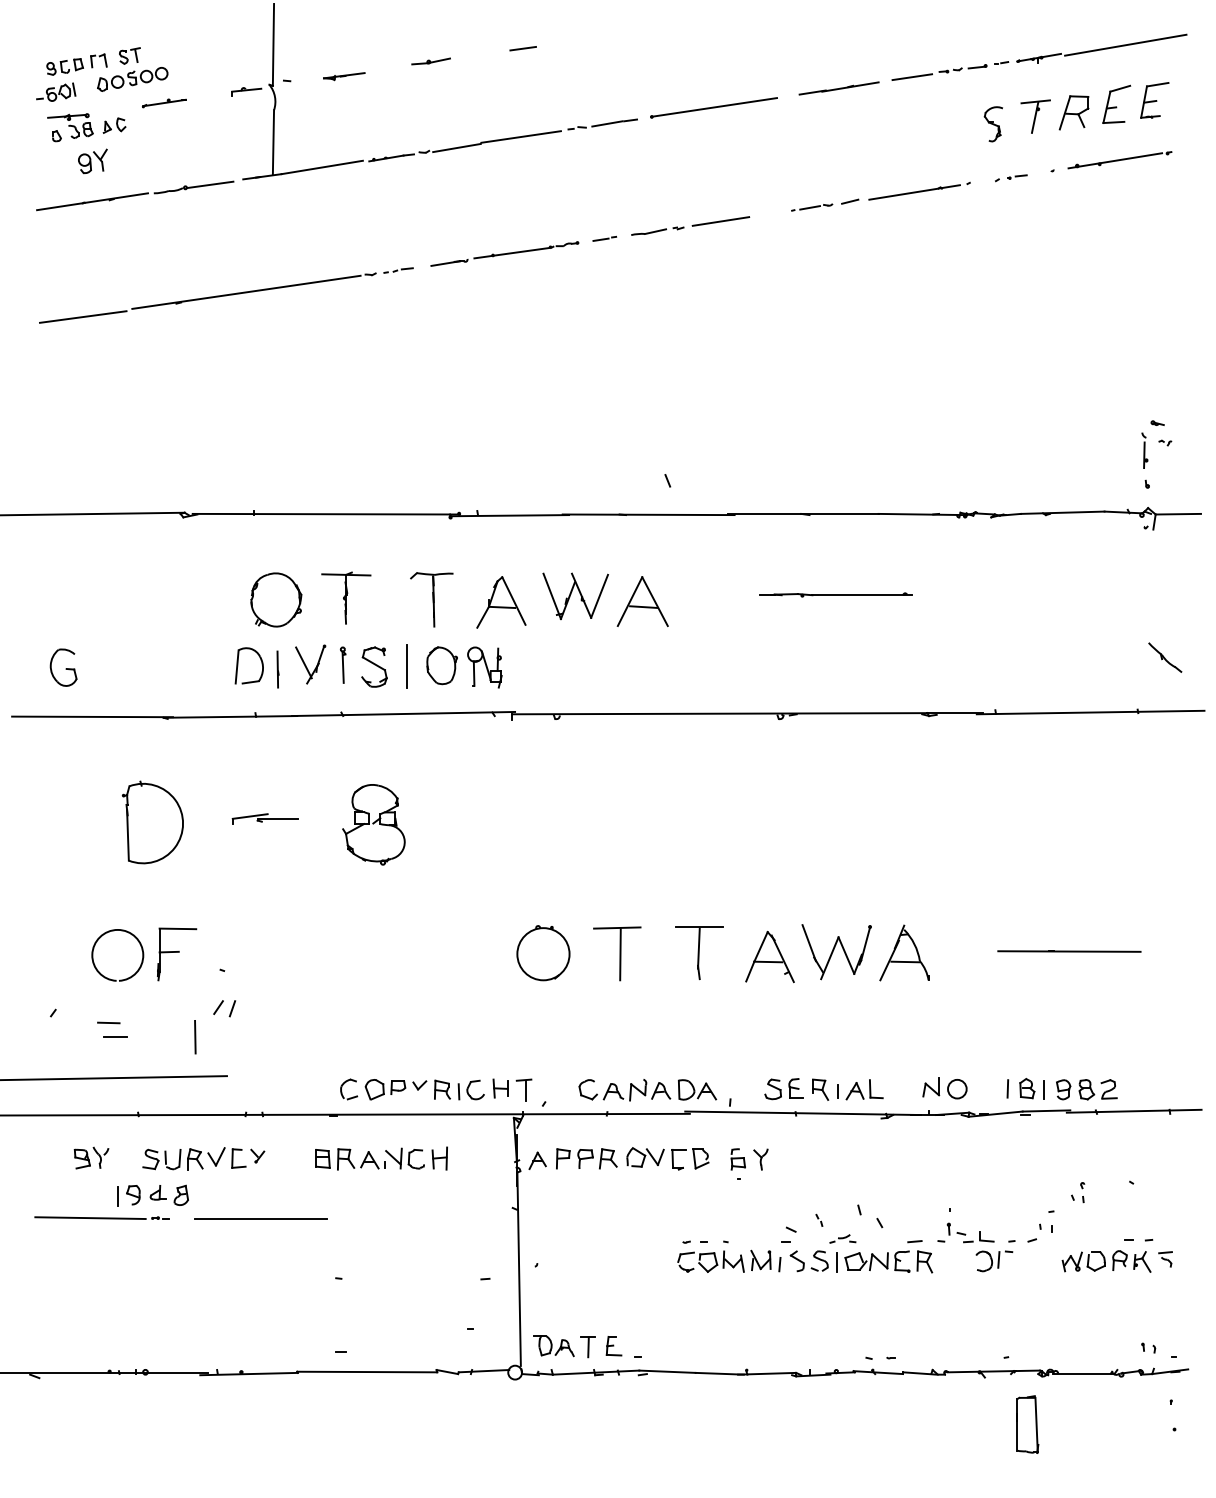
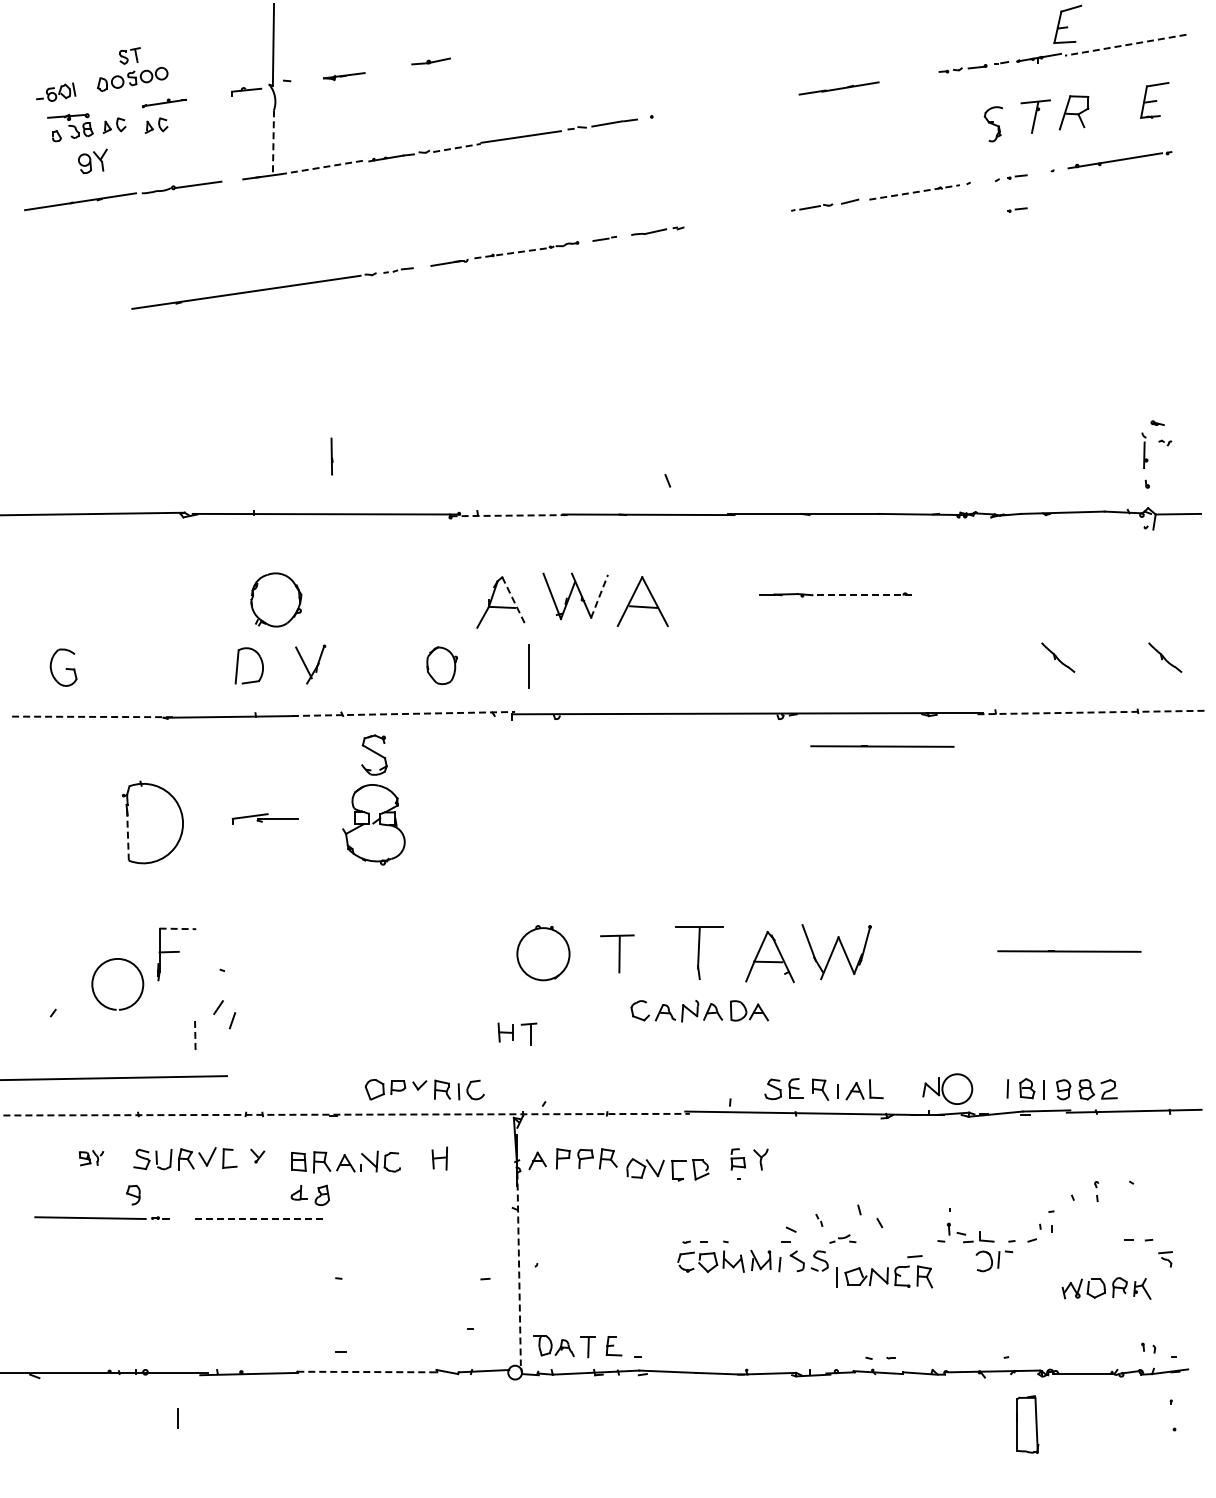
line: solid -> dashed (1125, 45)
line: present -> none (522, 48)
part: present -> none (76, 64)
line: present -> none (912, 77)
part position: (1116, 103) -> (1067, 23) (1067, 23)
line: present -> none (714, 107)
part: none -> present (156, 125)
line: solid -> dashed (273, 143)
line: solid -> dashed (457, 147)
line: solid -> dashed (321, 167)
line: solid -> dashed (914, 192)
part position: (135, 195) -> (123, 195) (123, 195)
part: none -> present (1017, 209)
line: present -> none (720, 221)
line: solid -> dashed (512, 253)
line: present -> none (82, 316)
line: solid -> dashed (510, 515)
line: solid -> dashed (599, 595)
line: solid -> dashed (862, 595)
part: present -> none (346, 597)
part: present -> none (431, 599)
line: solid -> dashed (514, 601)
part: none -> present (1058, 657)
part: present -> none (343, 664)
part position: (374, 666) -> (374, 754) (374, 754)
line position: (406, 666) -> (528, 666) (528, 666)
part: present -> none (484, 667)
line position: (277, 669) -> (331, 456) (331, 456)
line: solid -> dashed (1090, 712)
line: solid -> dashed (403, 714)
line: solid -> dashed (93, 716)
line: none -> present (882, 746)
line: solid -> dashed (127, 834)
line: solid -> dashed (178, 928)
part: present -> none (904, 952)
part size: 49x56 px -> 35x40 px (617, 953)
arc position: (95, 964) -> (95, 993) (95, 993)
line position: (232, 1008) -> (232, 1020) (232, 1020)
line: present -> none (108, 1022)
line: present -> none (115, 1036)
line: solid -> dashed (195, 1037)
part: present -> none (344, 1084)
circle diameter: 19 px -> 30 px (957, 1089)
part position: (512, 1089) -> (517, 1033) (517, 1033)
part position: (647, 1090) -> (699, 1011) (699, 1011)
line: solid -> dashed (345, 1114)
part size: 37x24 px -> 26x17 px (91, 1158)
part position: (194, 1158) -> (185, 1158) (185, 1158)
part position: (369, 1158) -> (345, 1161) (345, 1161)
part position: (667, 1158) -> (667, 1169) (667, 1169)
part position: (1082, 1192) -> (1096, 1191) (1096, 1191)
part position: (168, 1194) -> (309, 1194) (309, 1194)
line position: (117, 1196) -> (177, 1418) (177, 1418)
line: solid -> dashed (260, 1219)
part position: (884, 1256) -> (884, 1271) (884, 1271)
part position: (1106, 1261) -> (1106, 1288) (1106, 1288)
line: solid -> dashed (519, 1269)
line: solid -> dashed (367, 1372)
